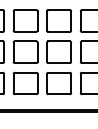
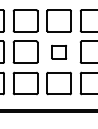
part size: 26x24 px -> 17x16 px (59, 51)
